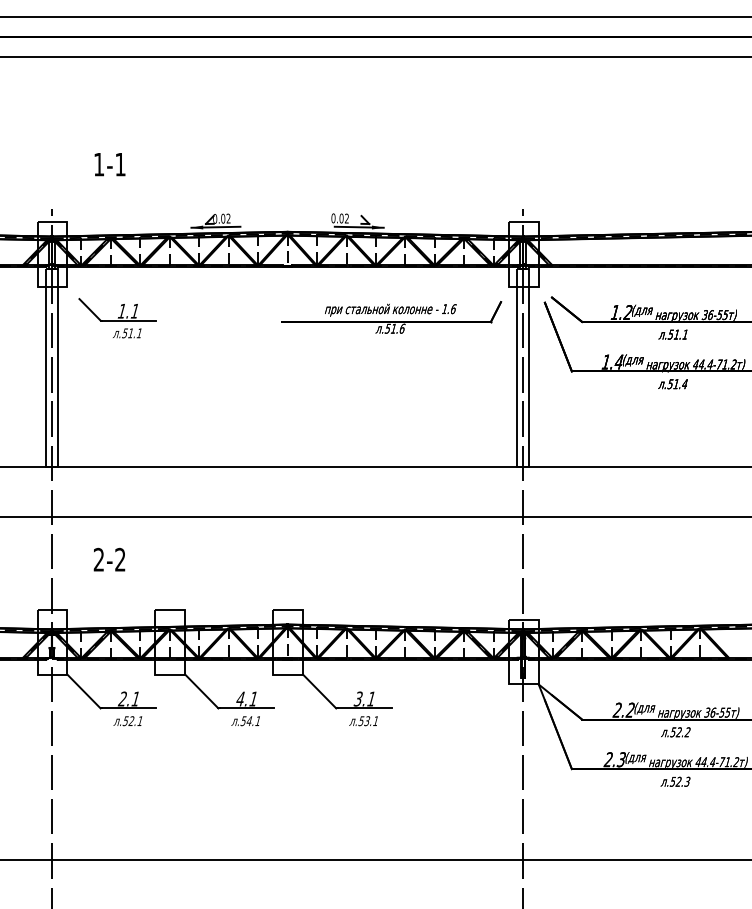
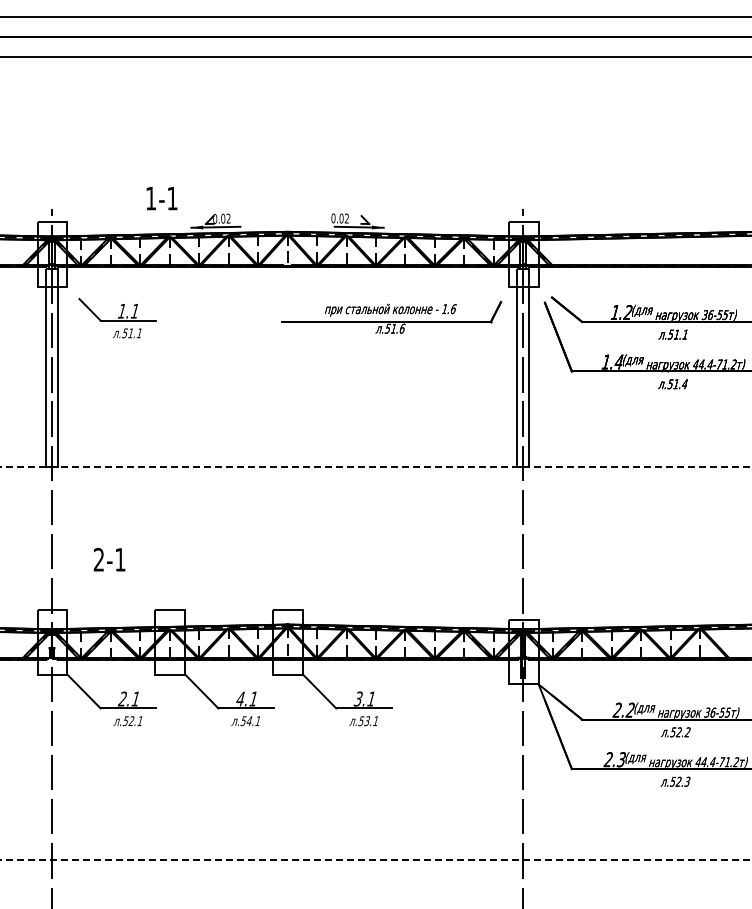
text position: (109, 164) -> (161, 198) (161, 198)
line: solid -> dashed (376, 467)
line: present -> none (375, 517)
text: 2-2 -> 2-1 (120, 559)
line: solid -> dashed (376, 860)
